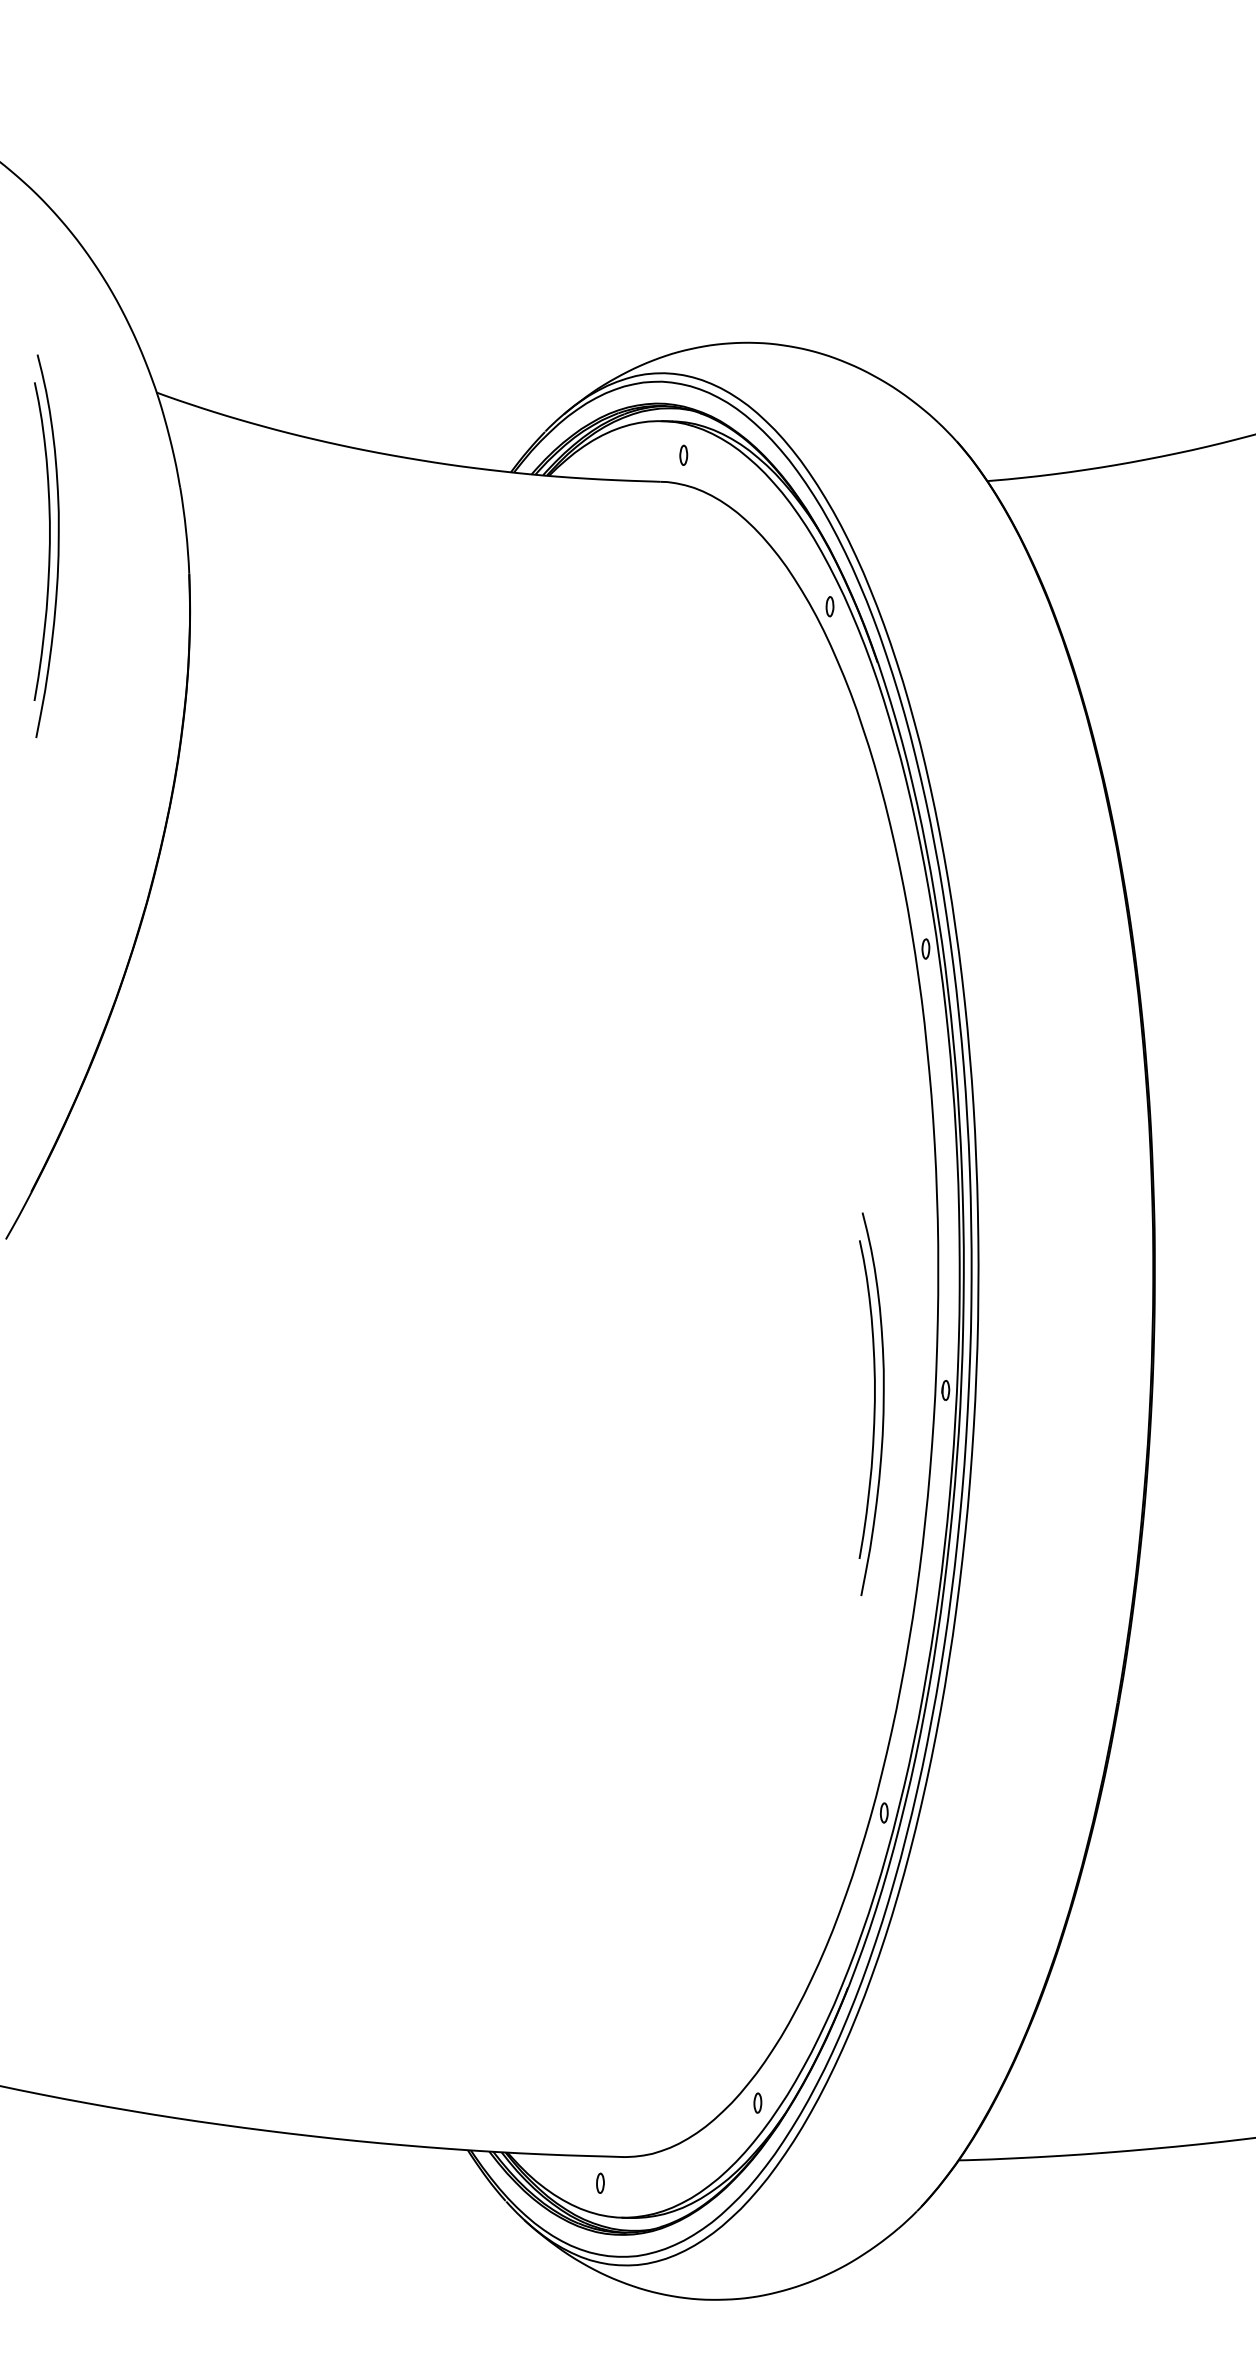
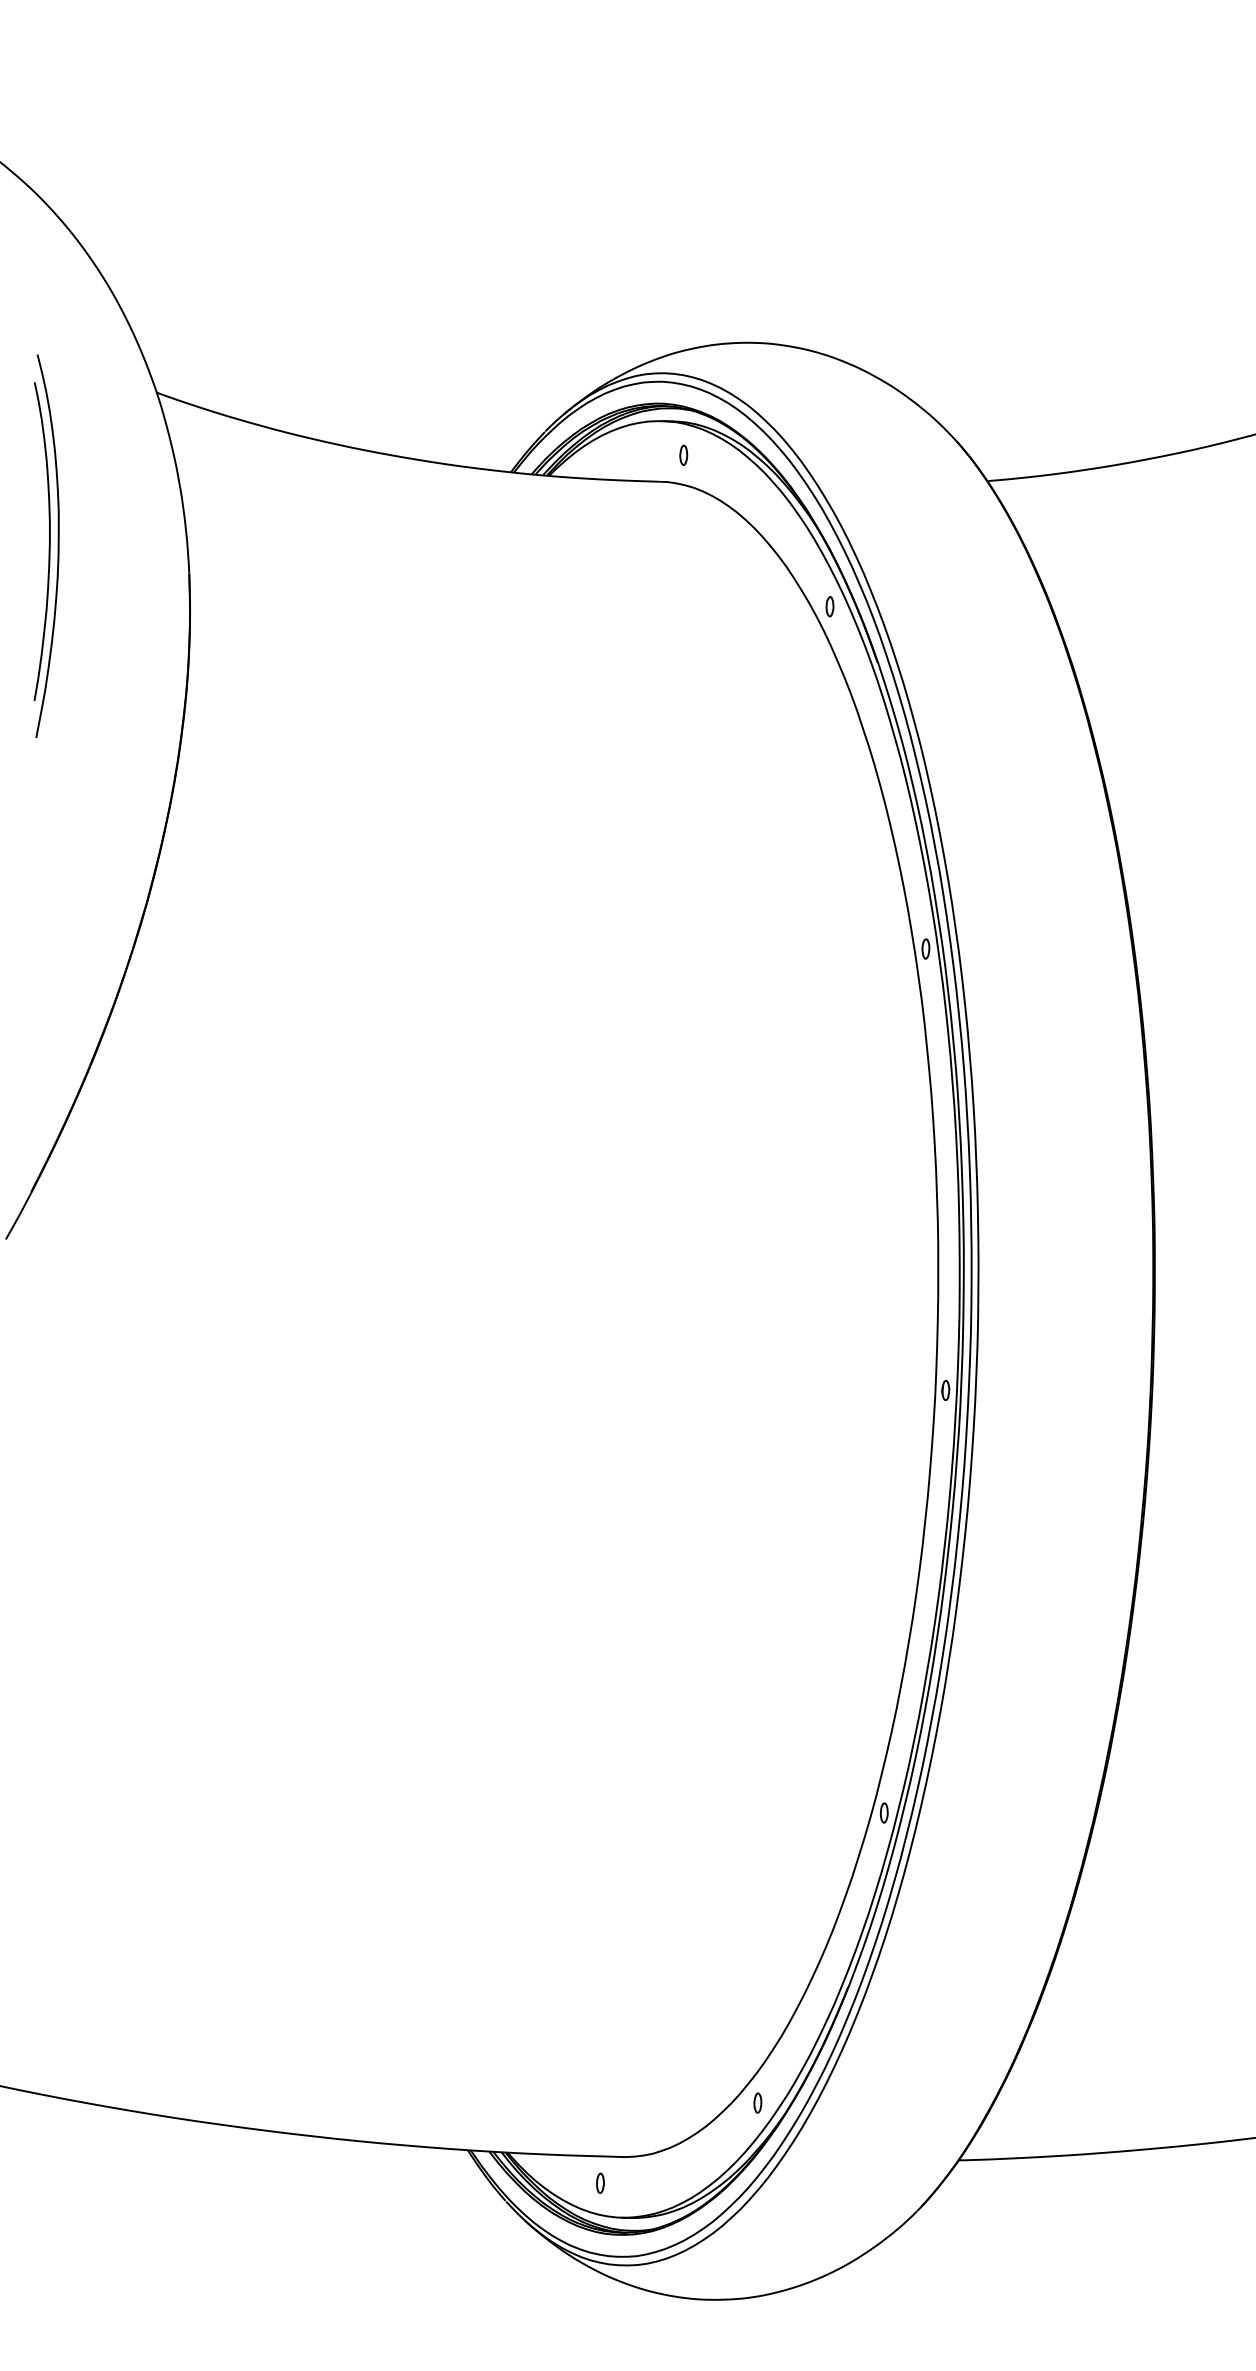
part: present -> none (871, 1403)
